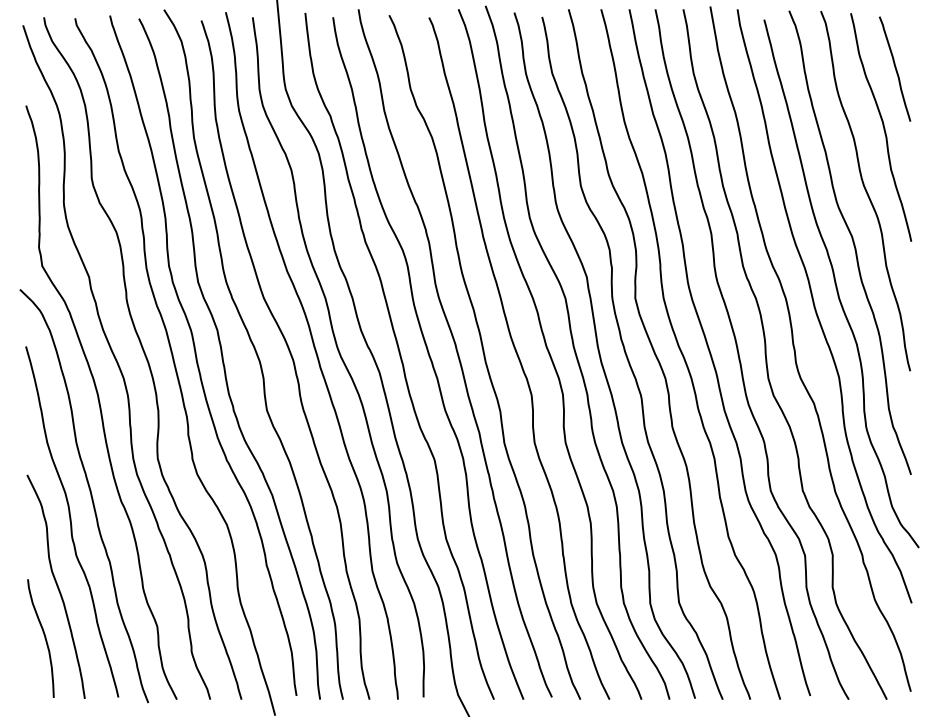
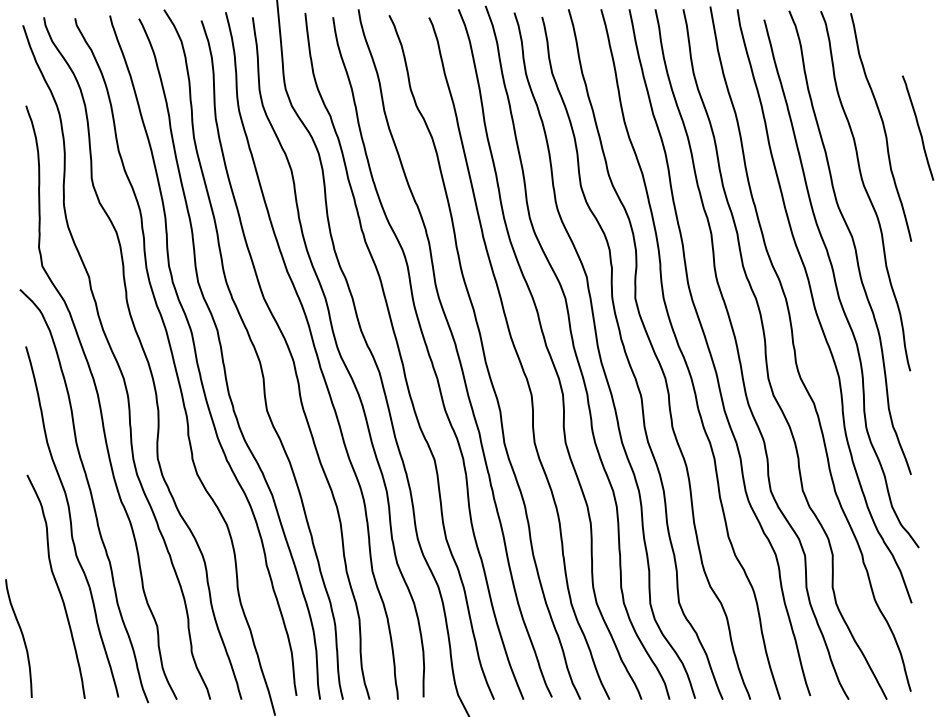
curve position: (895, 68) -> (918, 127) (918, 127)
curve position: (44, 638) -> (22, 638) (22, 638)
